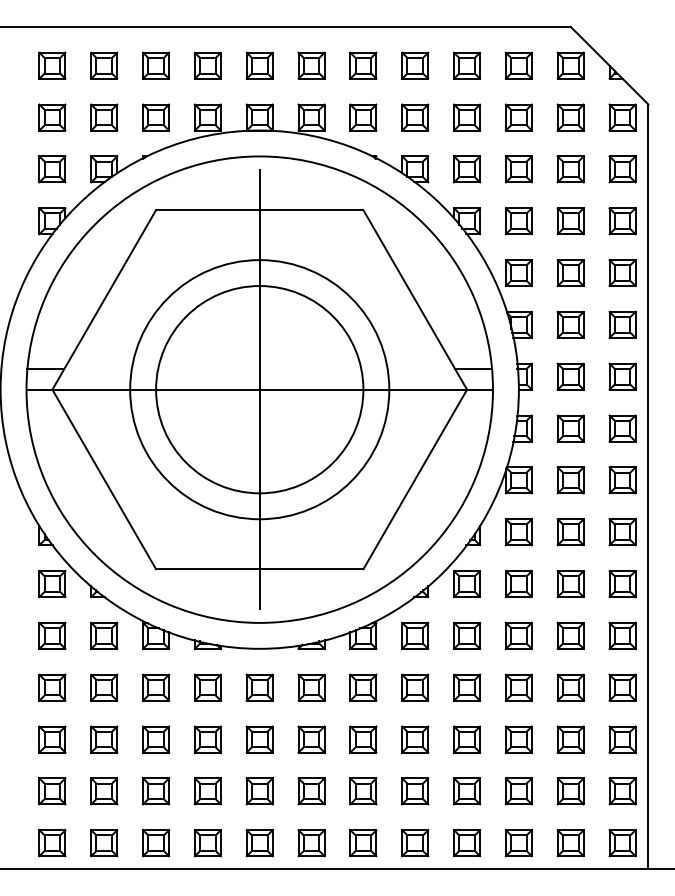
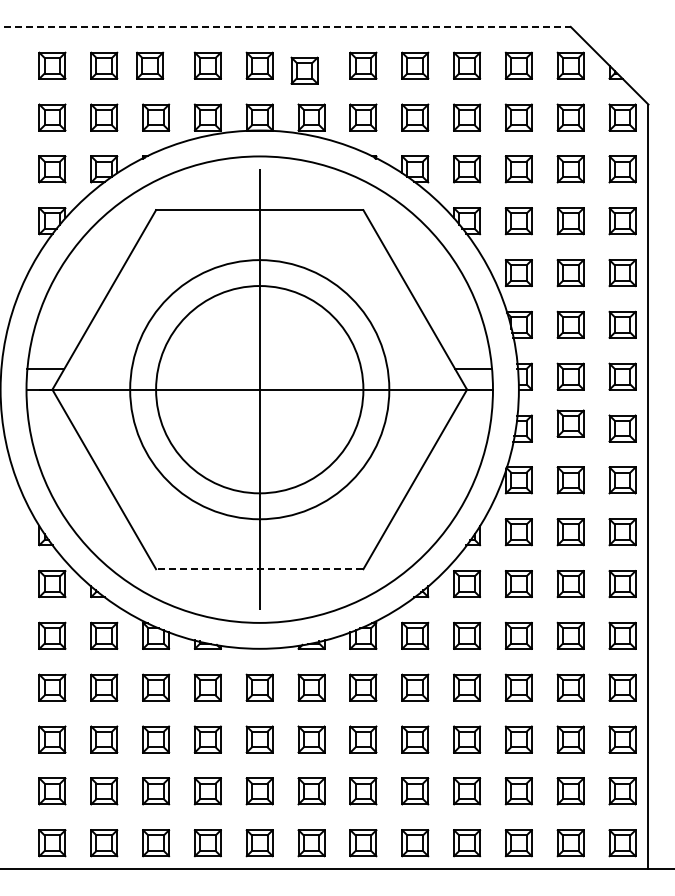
line: solid -> dashed (285, 26)
part position: (156, 65) -> (150, 65) (150, 65)
part position: (311, 65) -> (304, 70) (304, 70)
part position: (570, 428) -> (570, 423) (570, 423)
line: solid -> dashed (259, 569)
